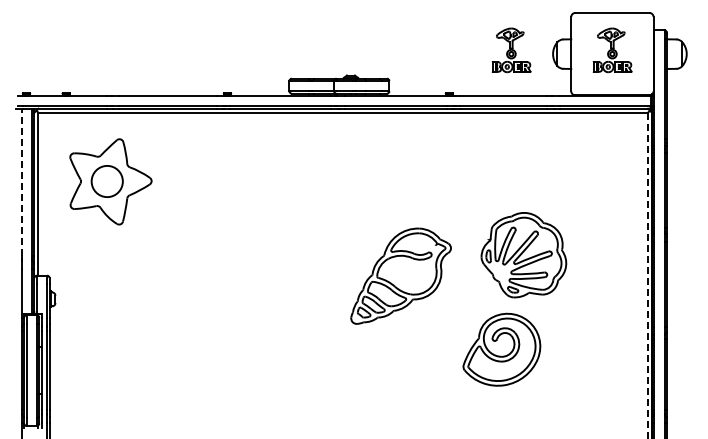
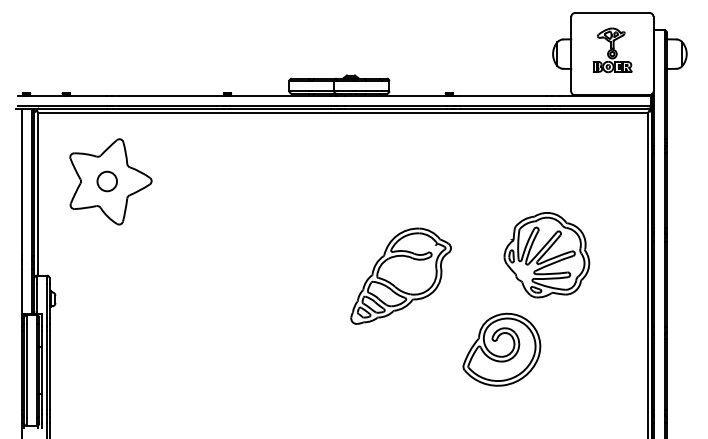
part: present -> none (511, 50)
line: dashed -> solid (21, 181)
circle diameter: 31 px -> 20 px (107, 181)
part position: (523, 255) -> (546, 255) (546, 255)
line: dashed -> solid (647, 275)
